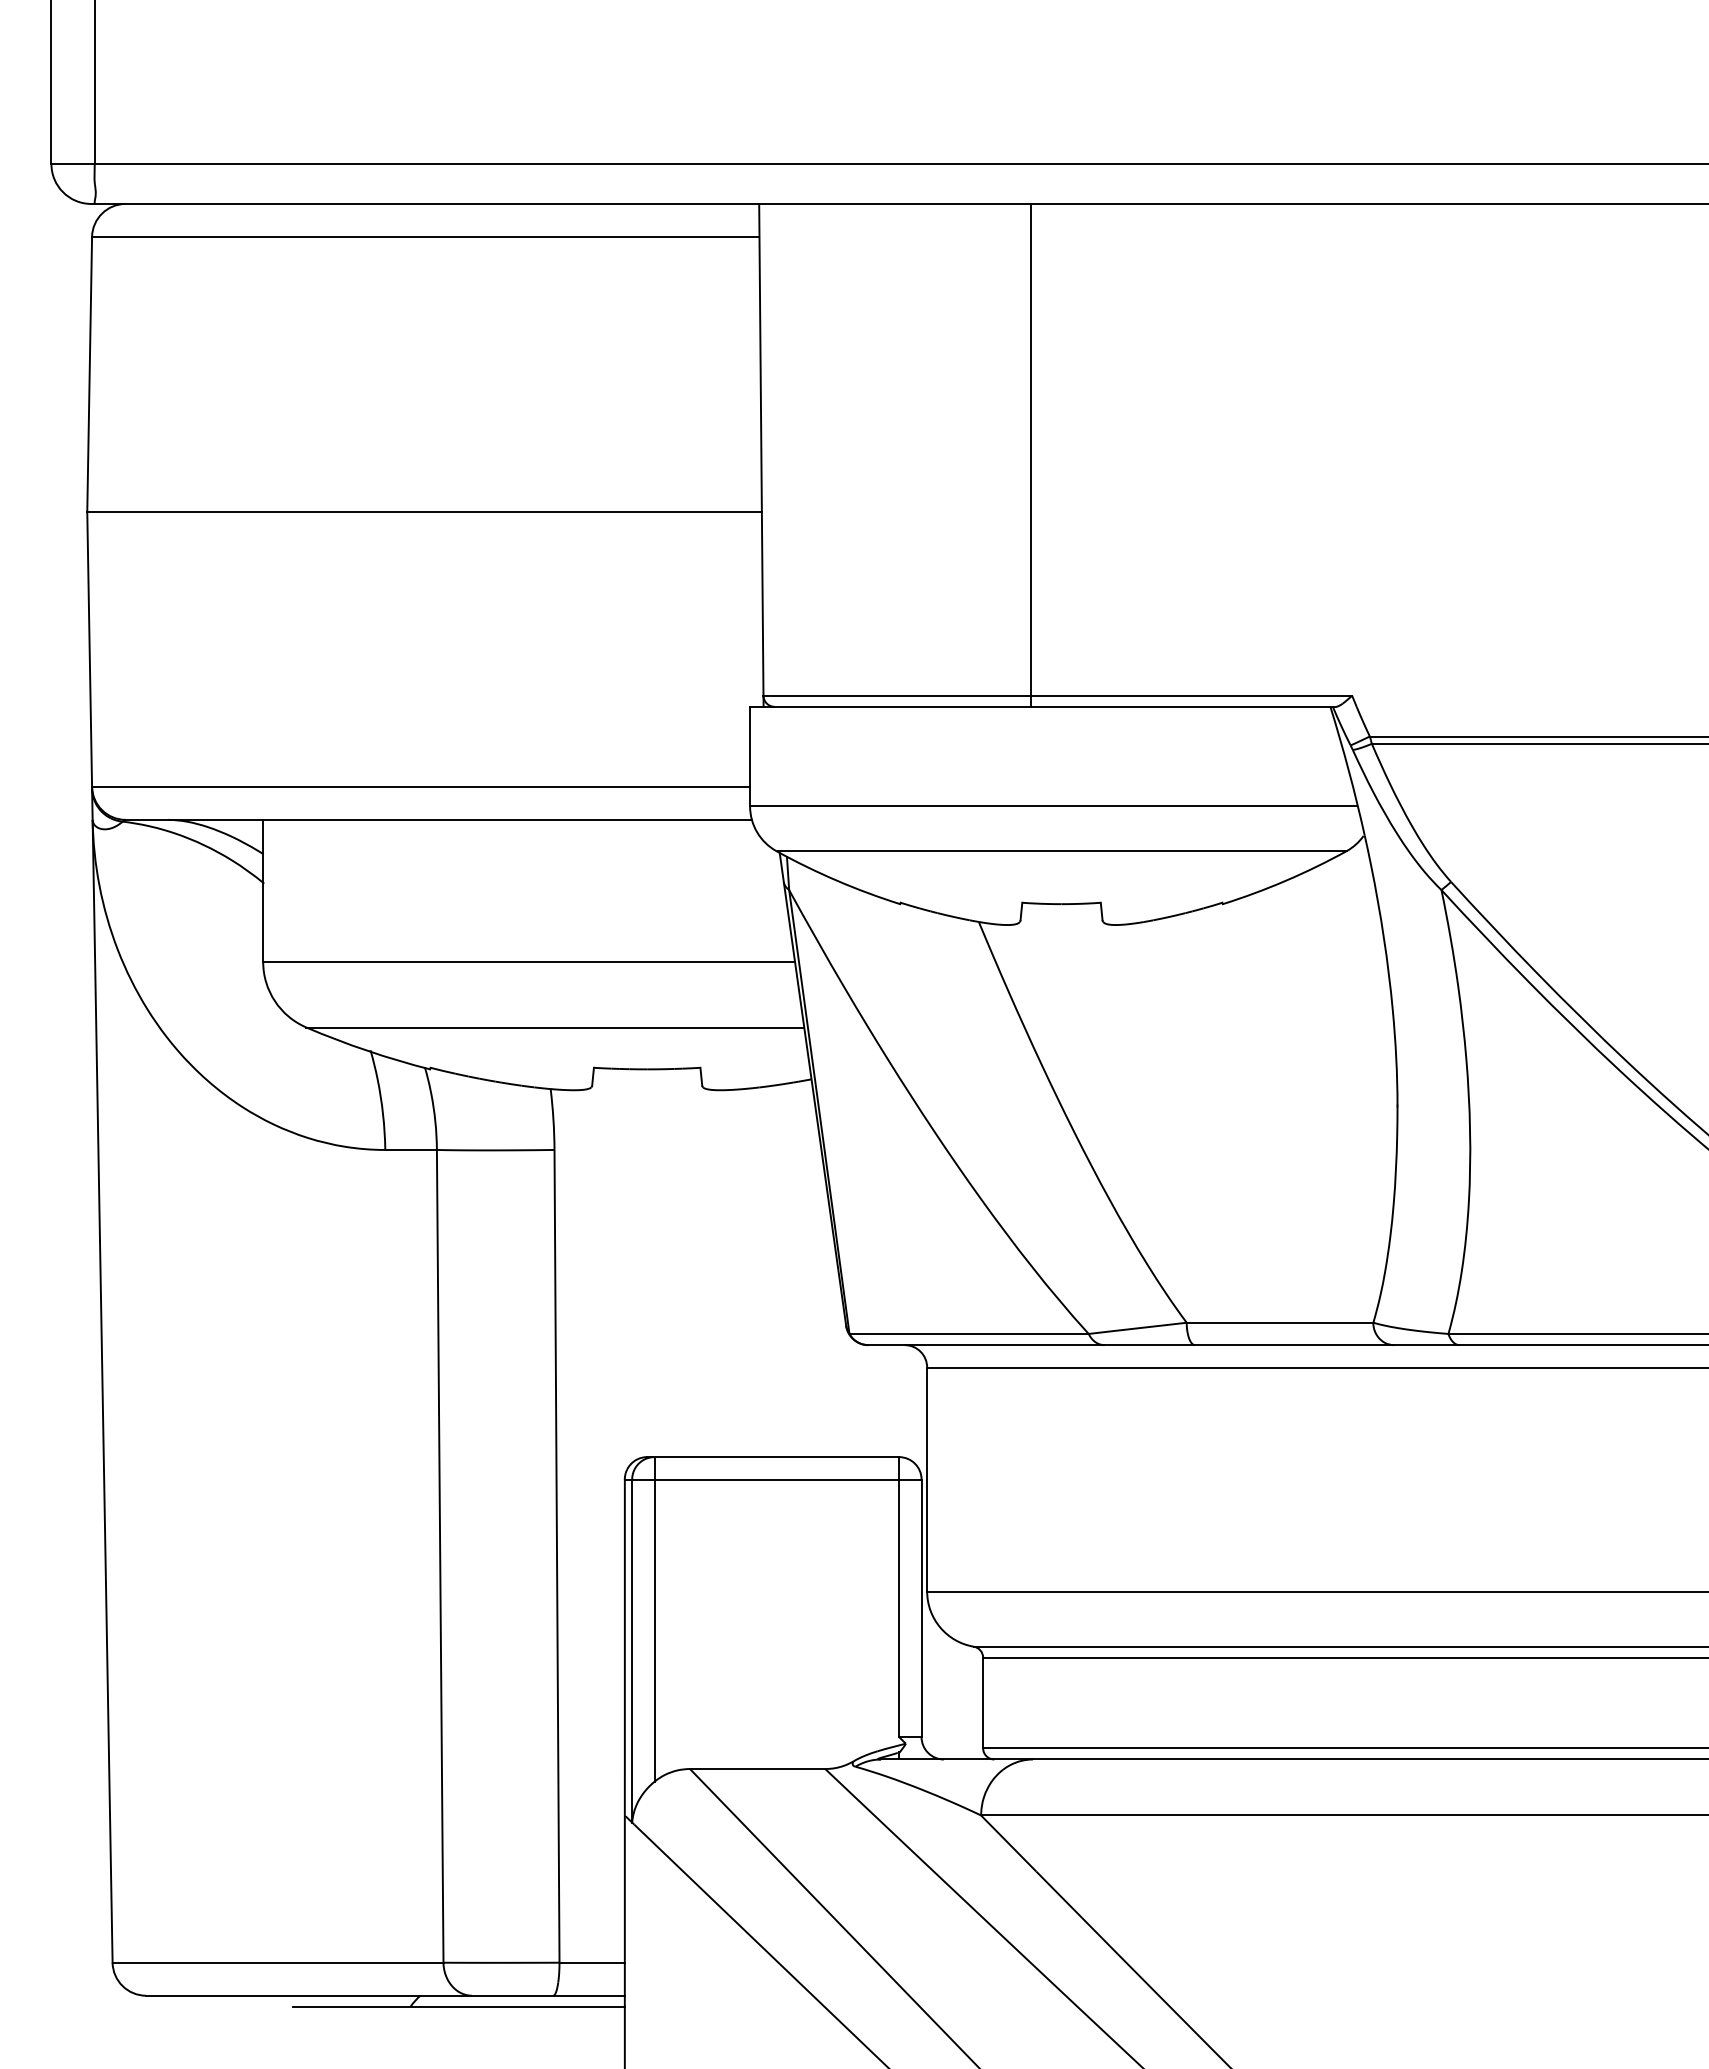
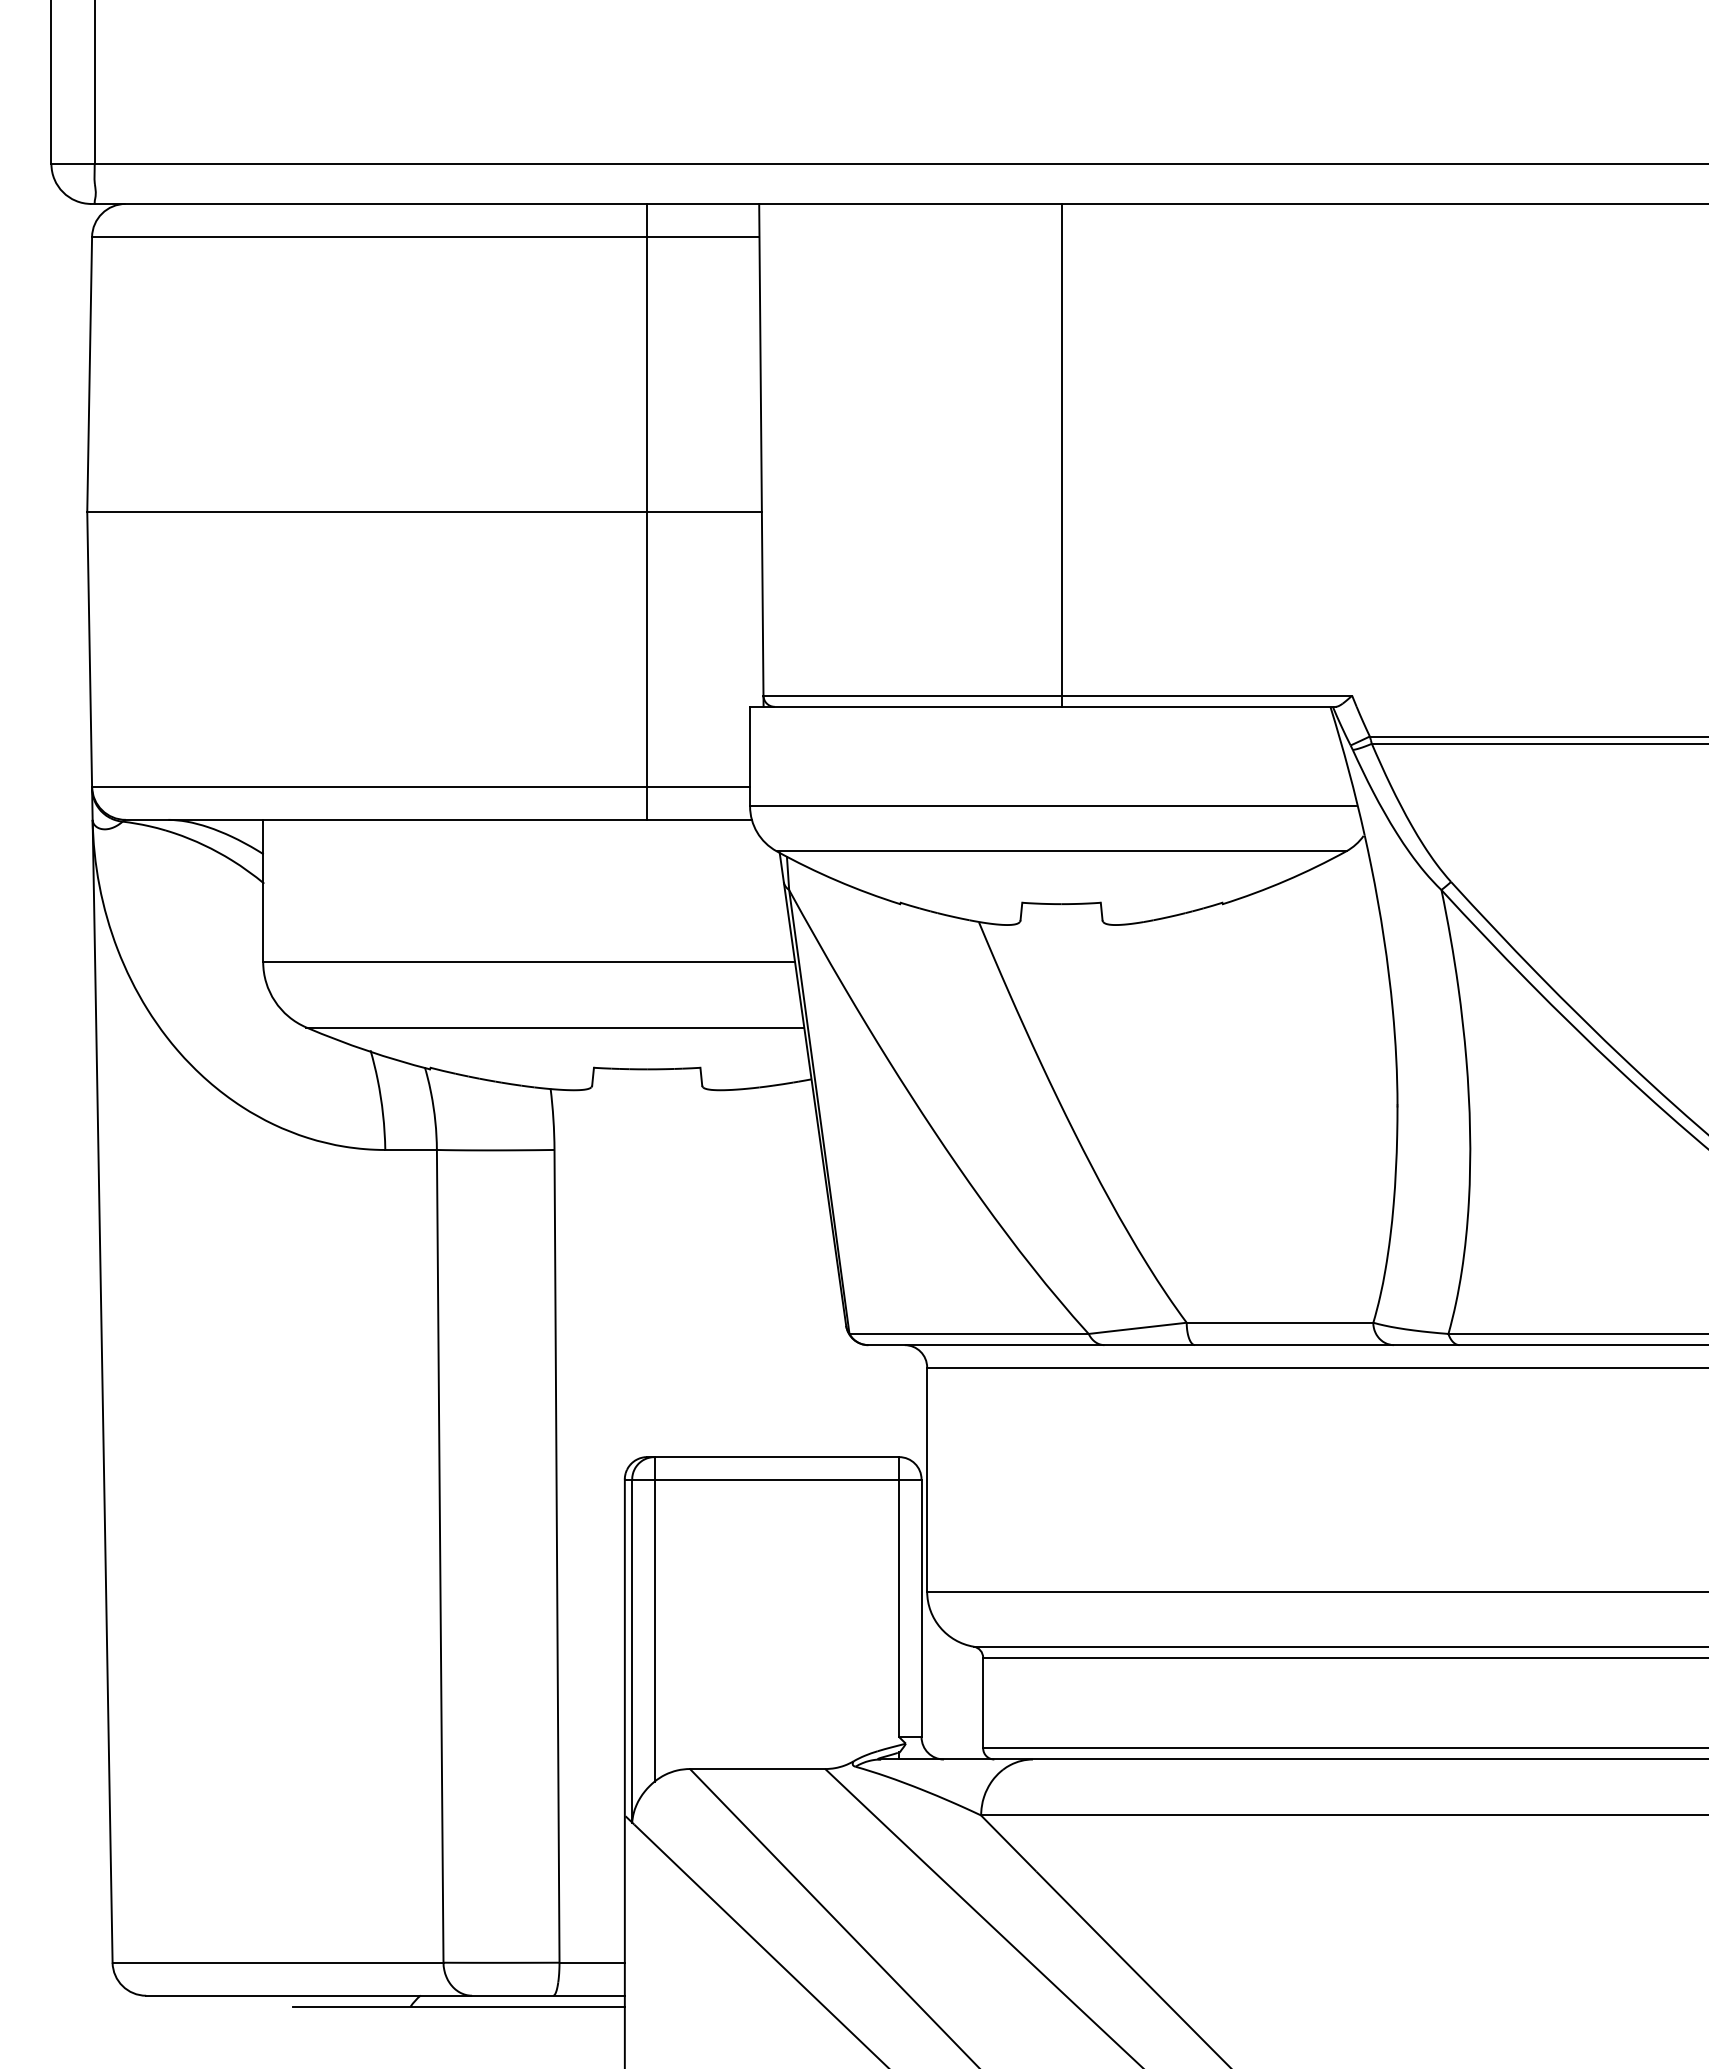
line position: (1030, 454) -> (1061, 454) (1061, 454)
line: none -> present (647, 511)
